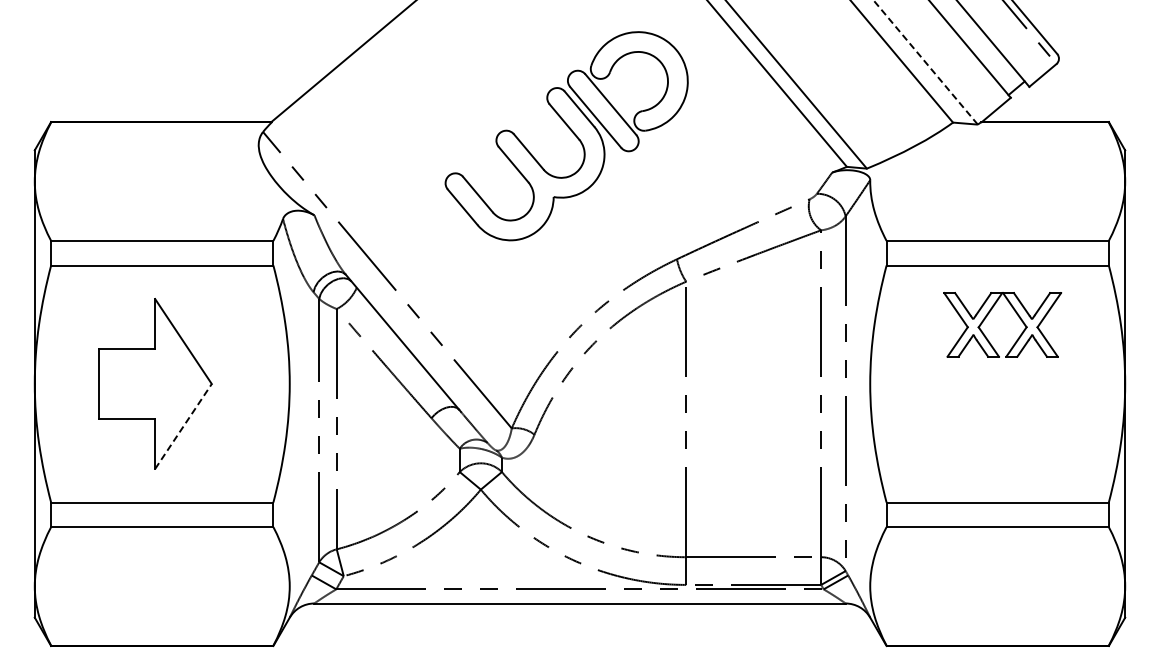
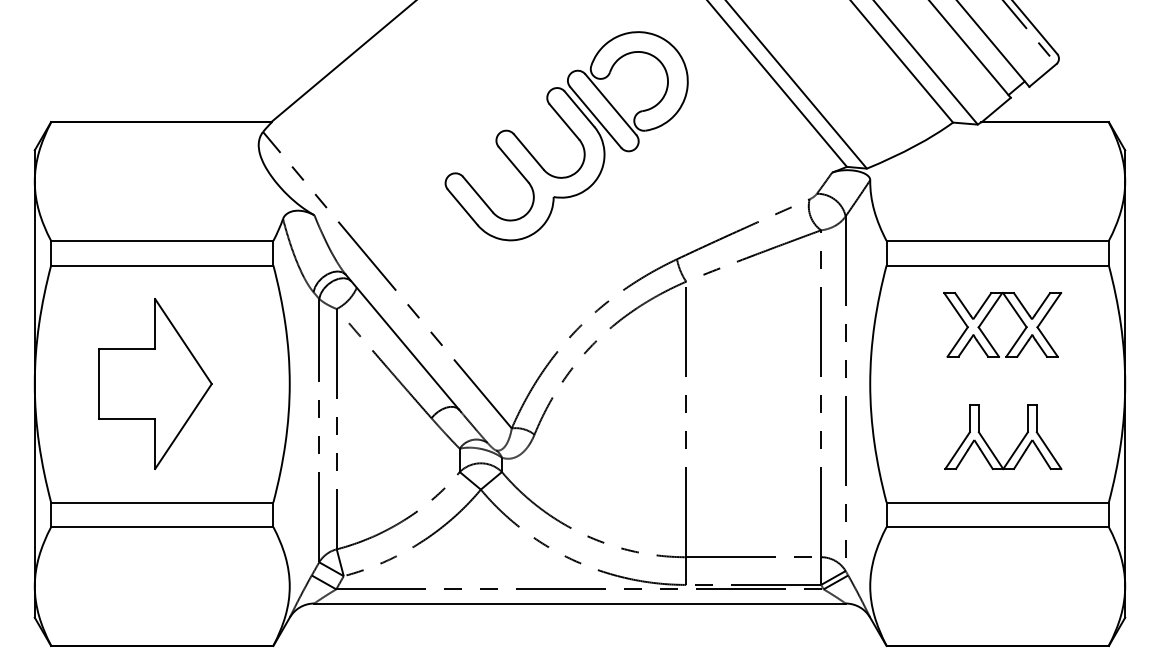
line: dashed -> solid (925, 62)
line: dashed -> solid (183, 426)
part: none -> present (1017, 445)
